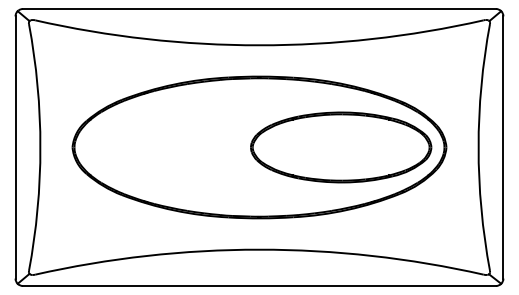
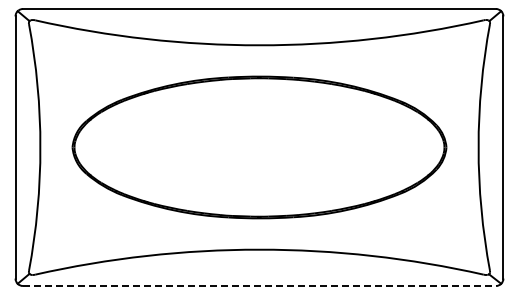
part: present -> none (341, 147)
line: solid -> dashed (259, 286)
